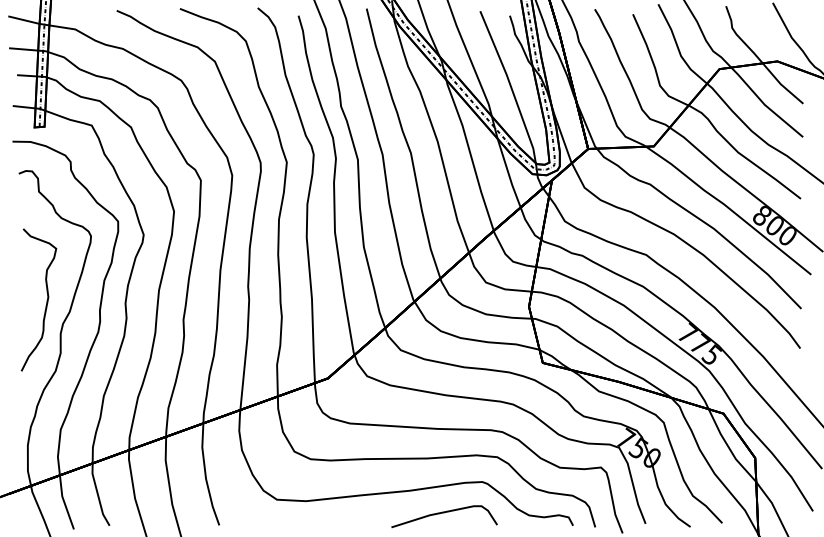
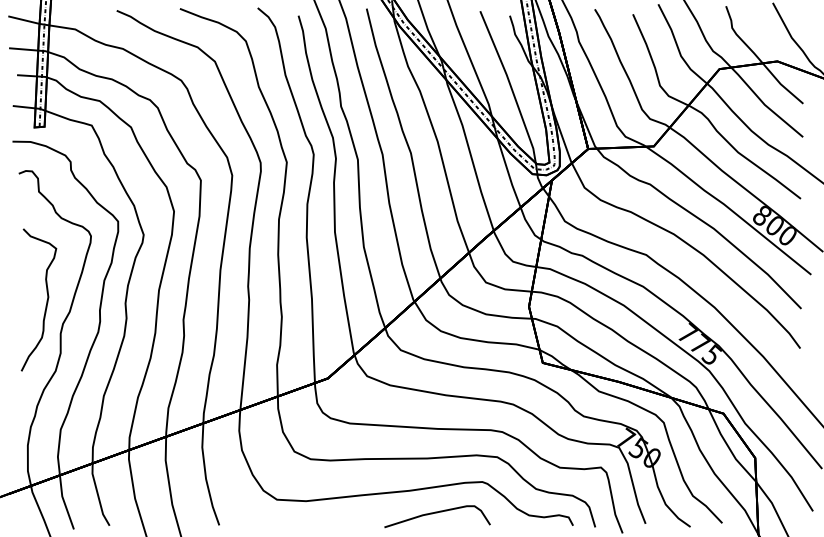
curve position: (444, 513) -> (437, 513) (437, 513)
